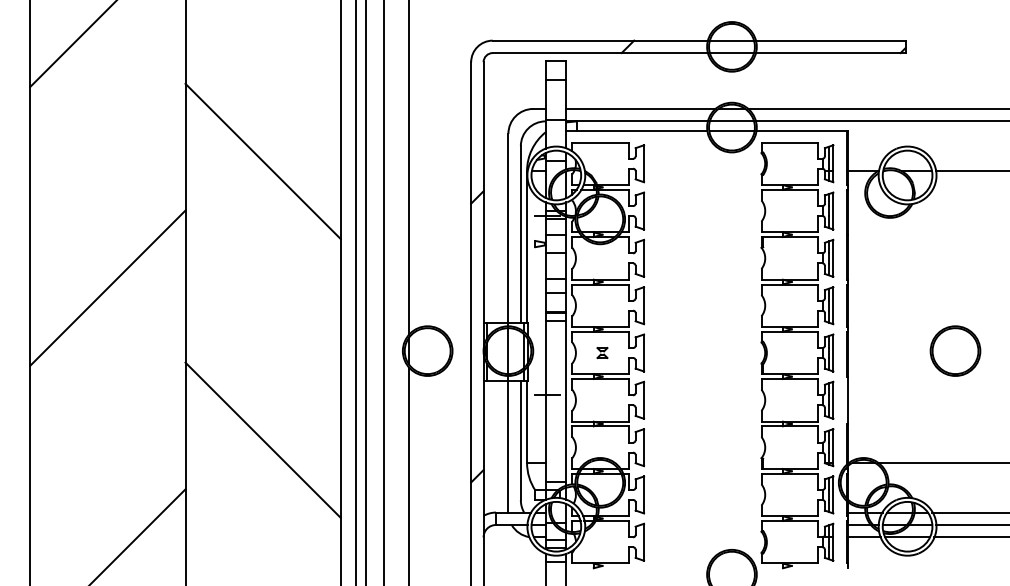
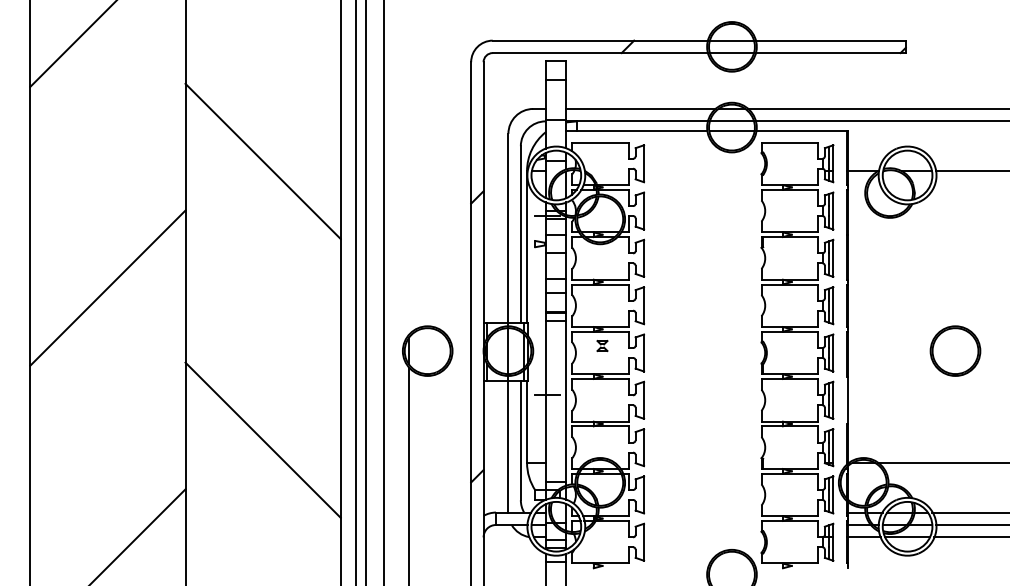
line: present -> none (409, 168)
part position: (602, 353) -> (602, 346) (602, 346)
